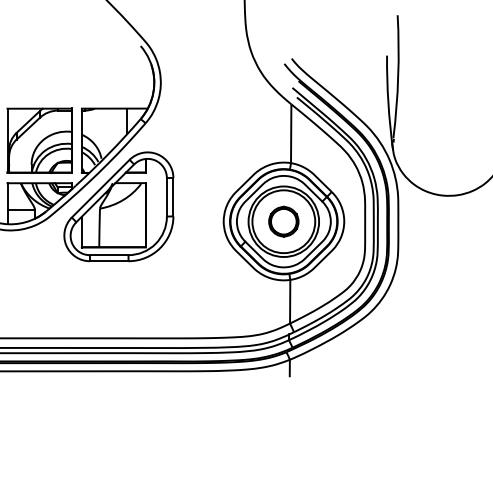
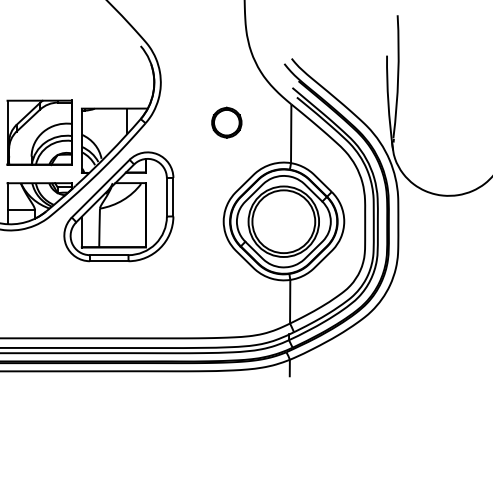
part position: (39, 140) -> (39, 132) (39, 132)
part position: (283, 221) -> (226, 122) (226, 122)
